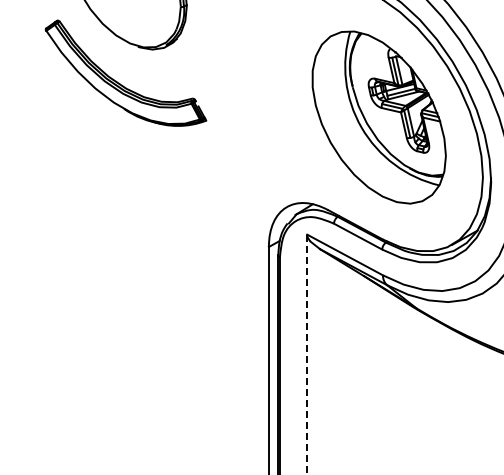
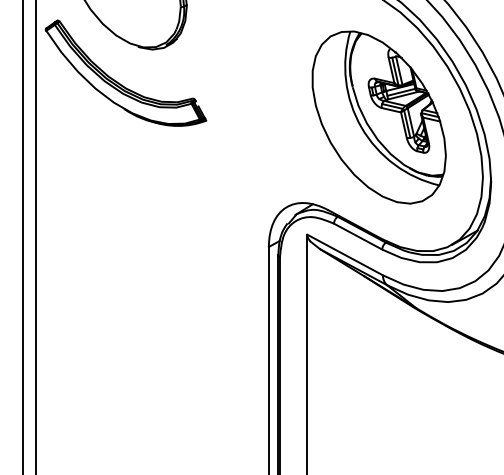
line: none -> present (23, 236)
line: none -> present (36, 236)
line: dashed -> solid (307, 354)
